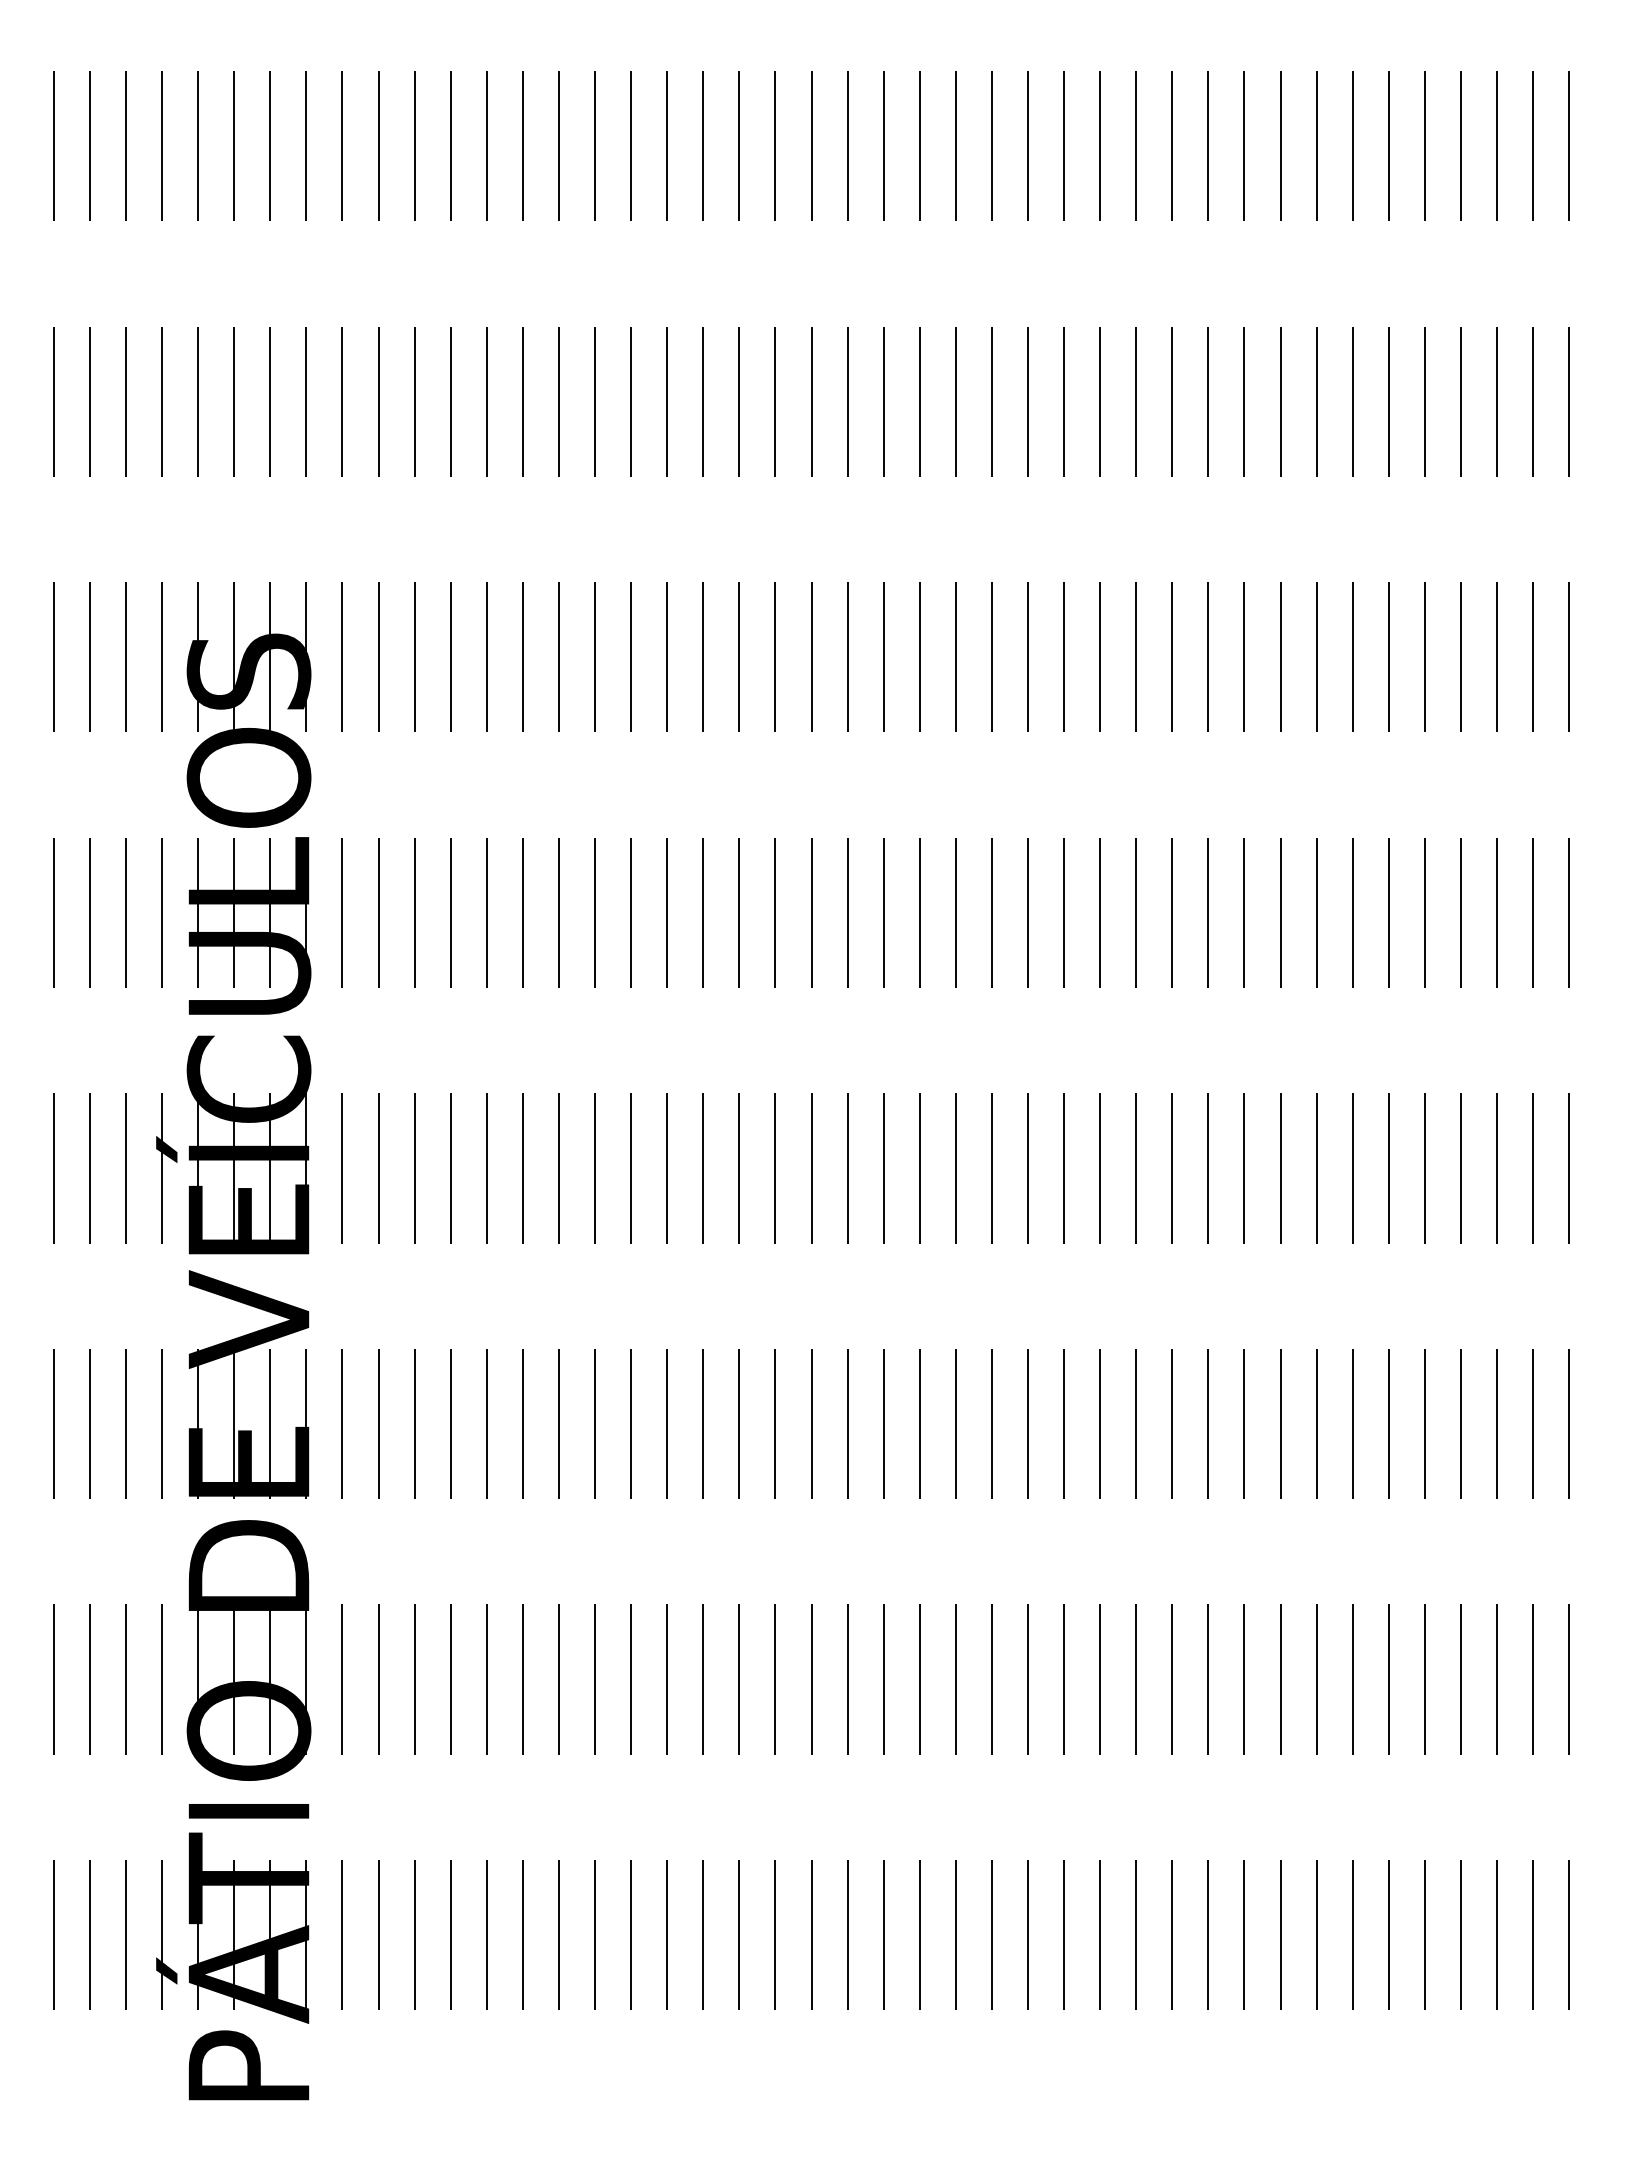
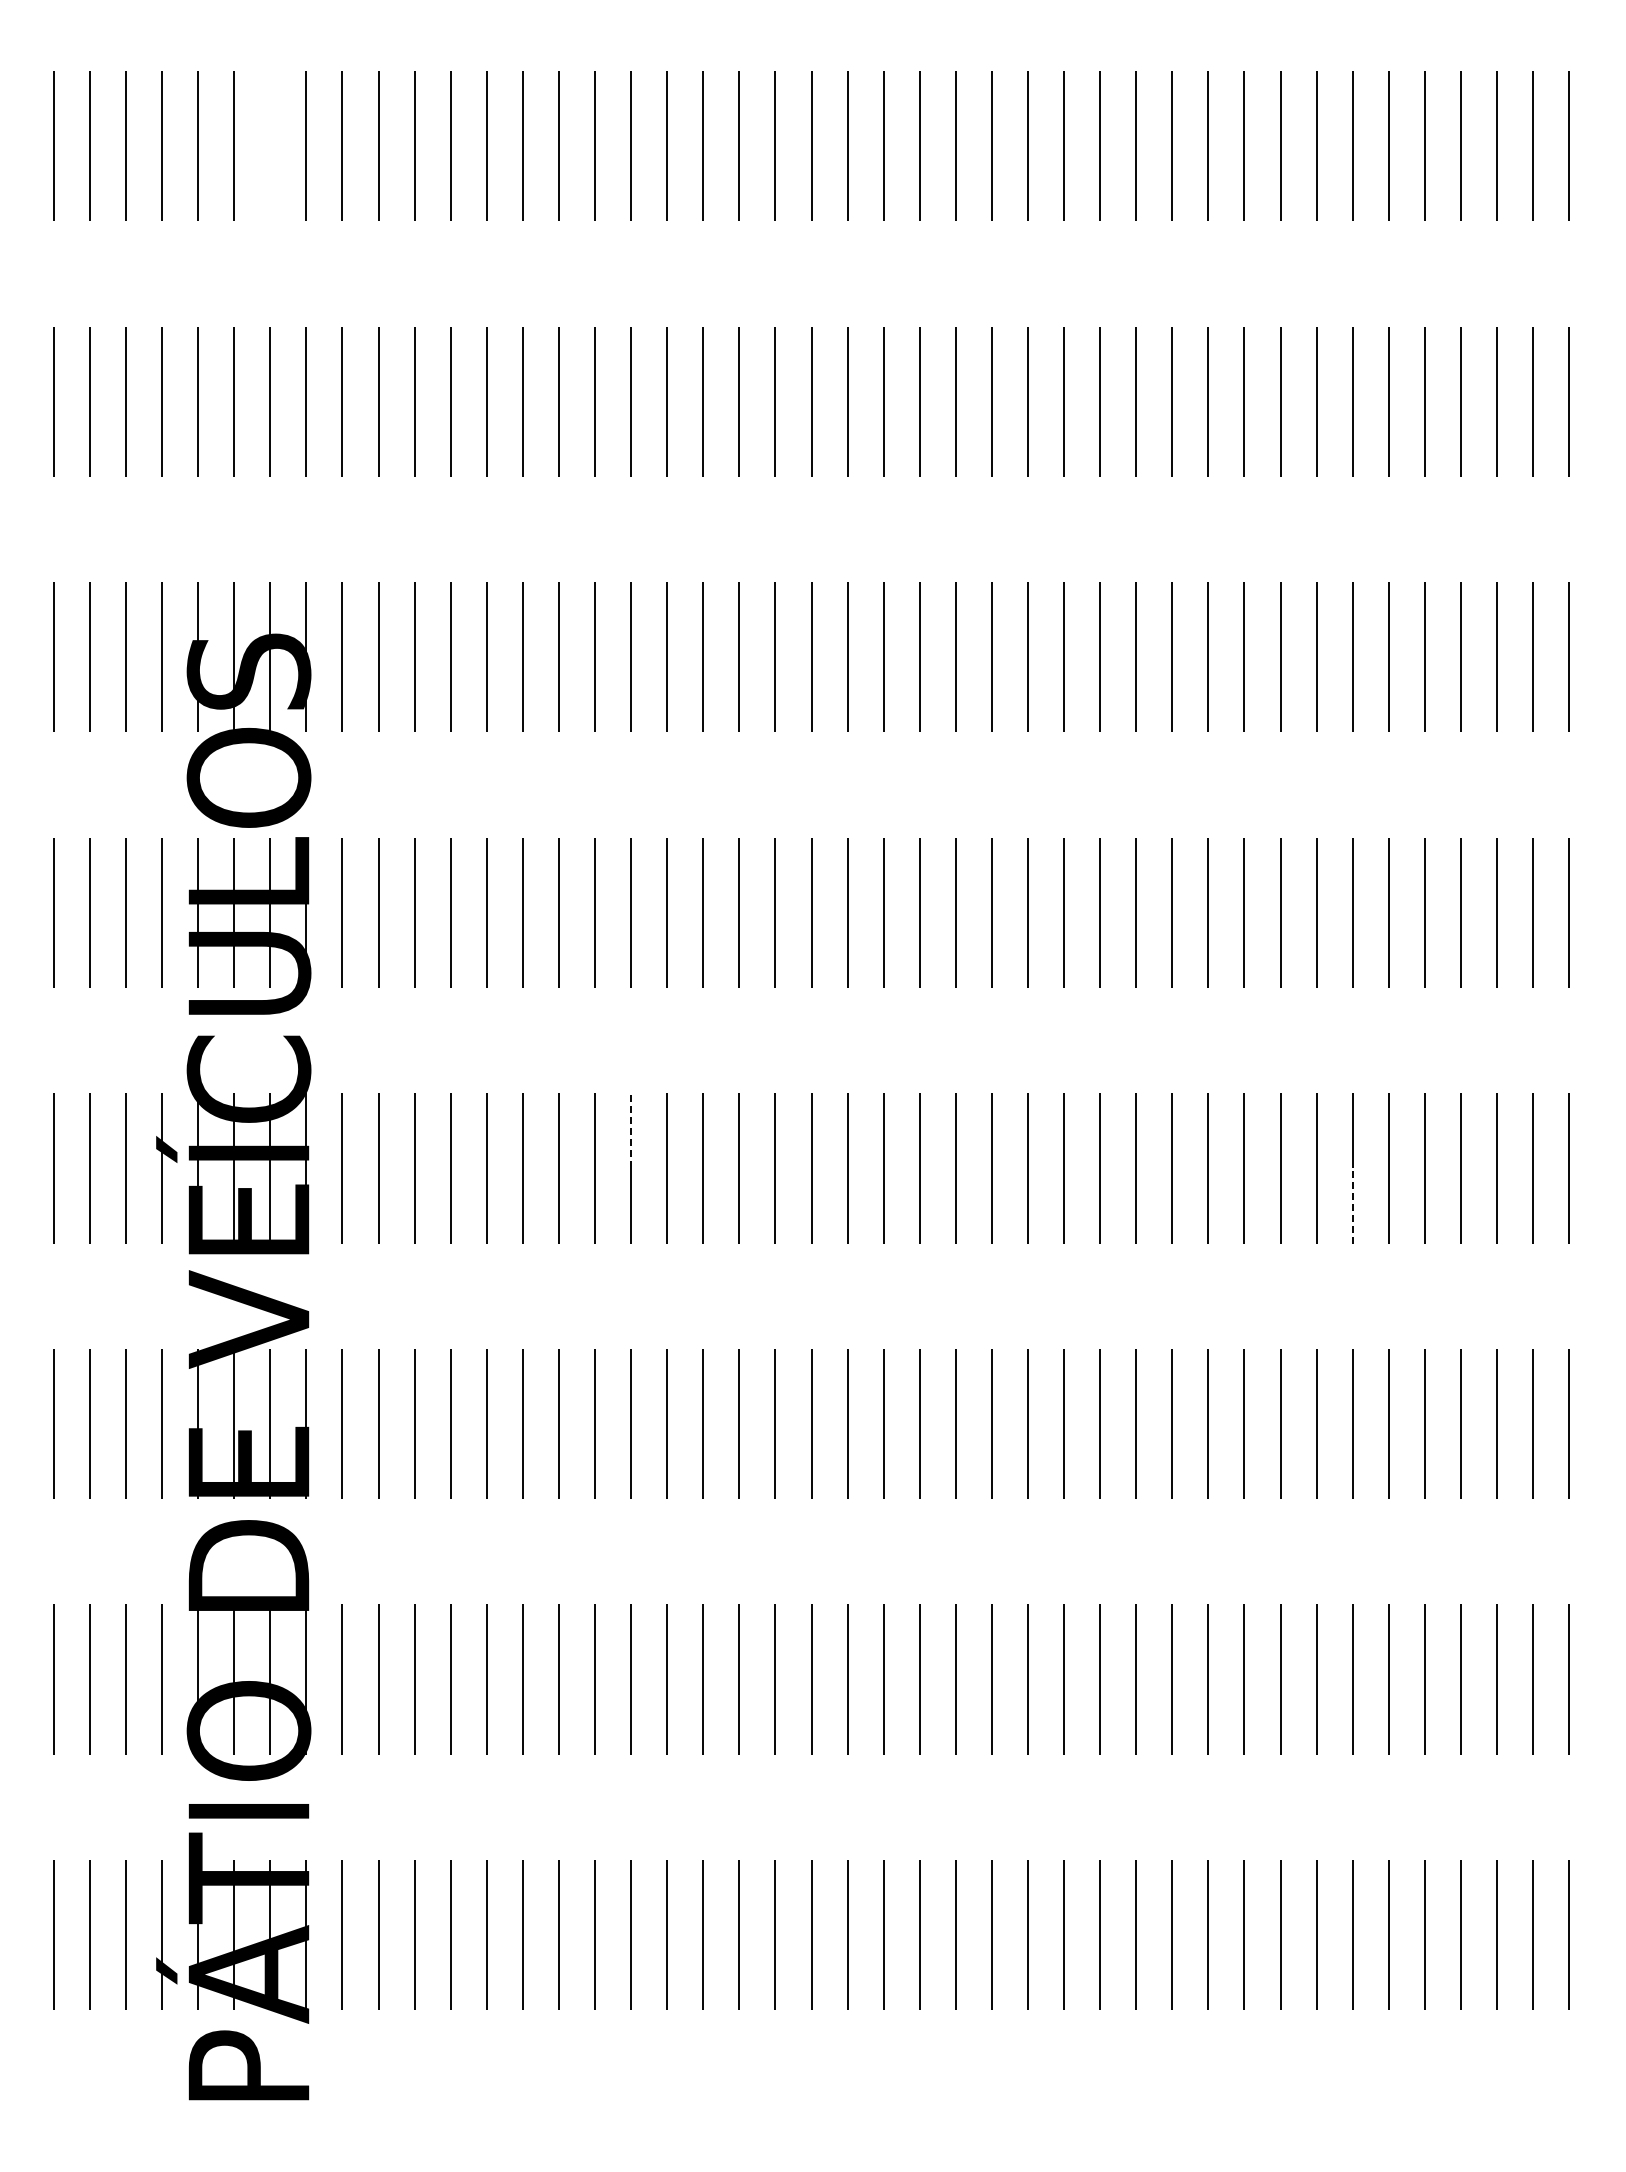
line: present -> none (269, 145)
line: solid -> dashed (631, 1130)
line: solid -> dashed (1352, 1205)
